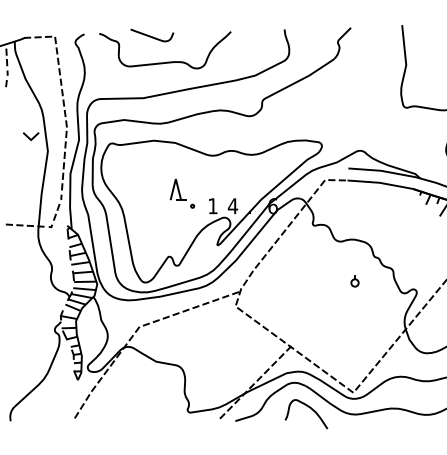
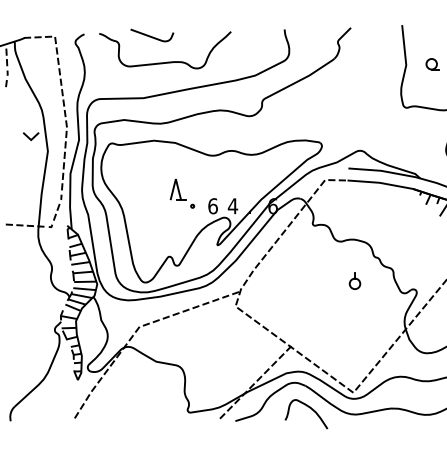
part: none -> present (432, 64)
text: 1 -> 6 (212, 206)
part size: 10x13 px -> 14x18 px (354, 280)
